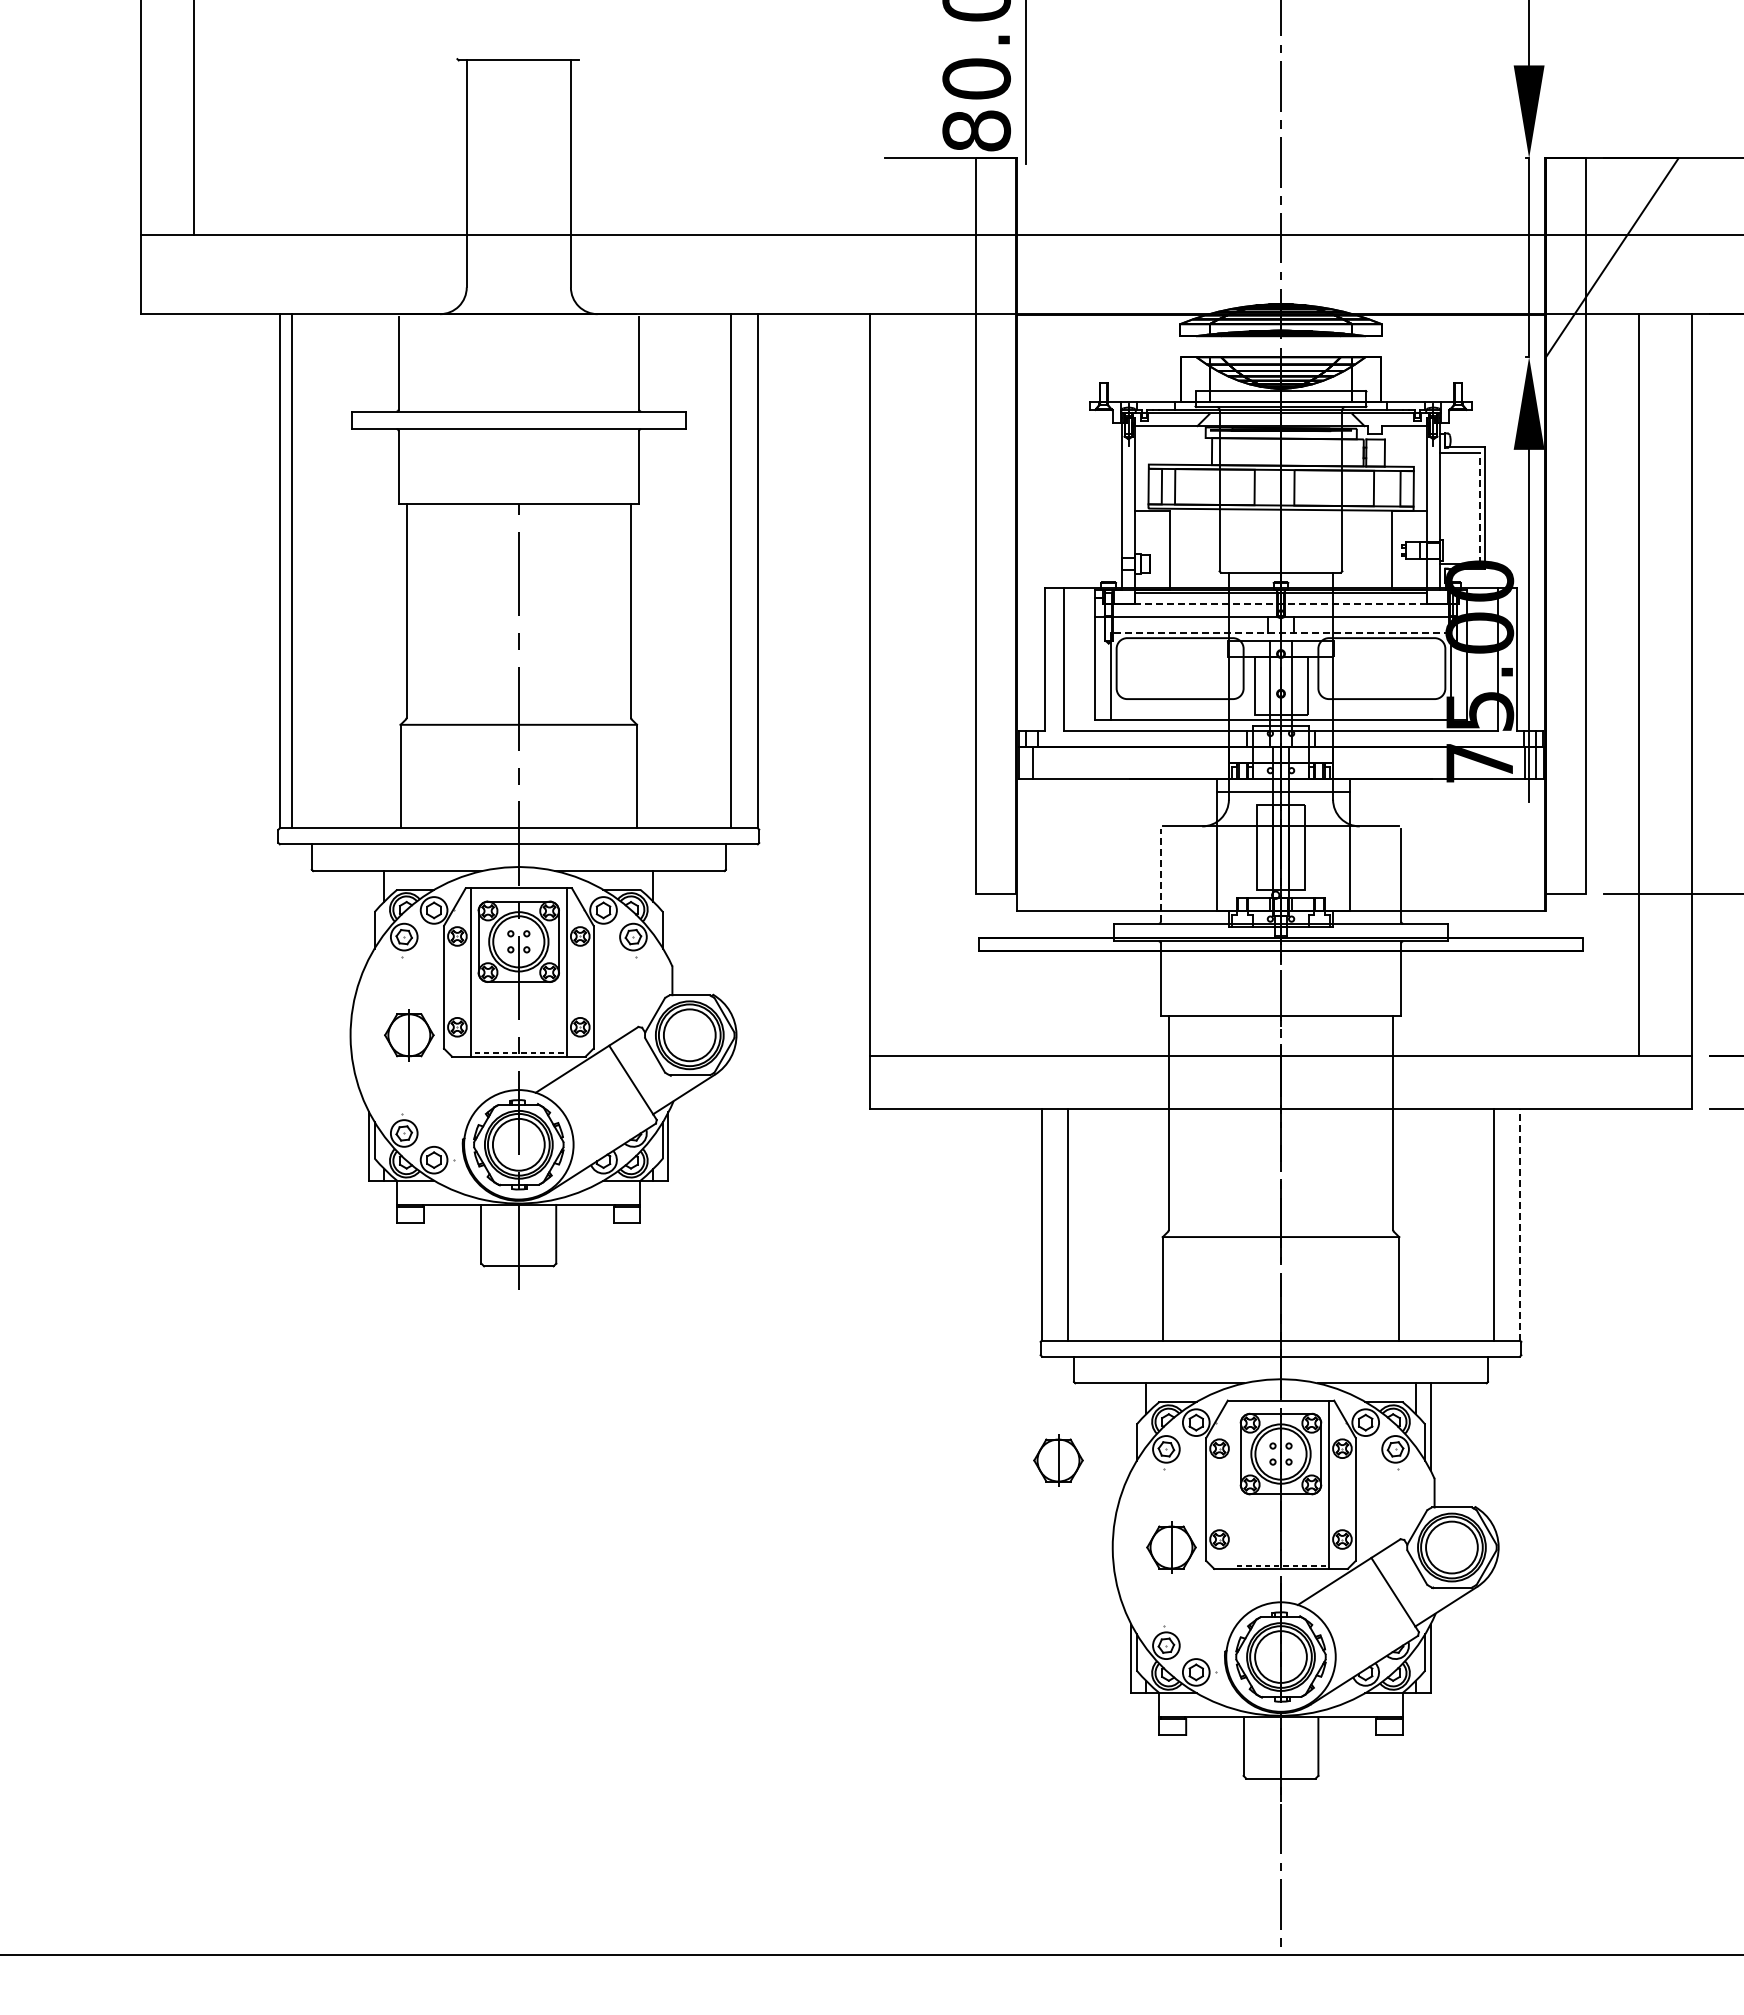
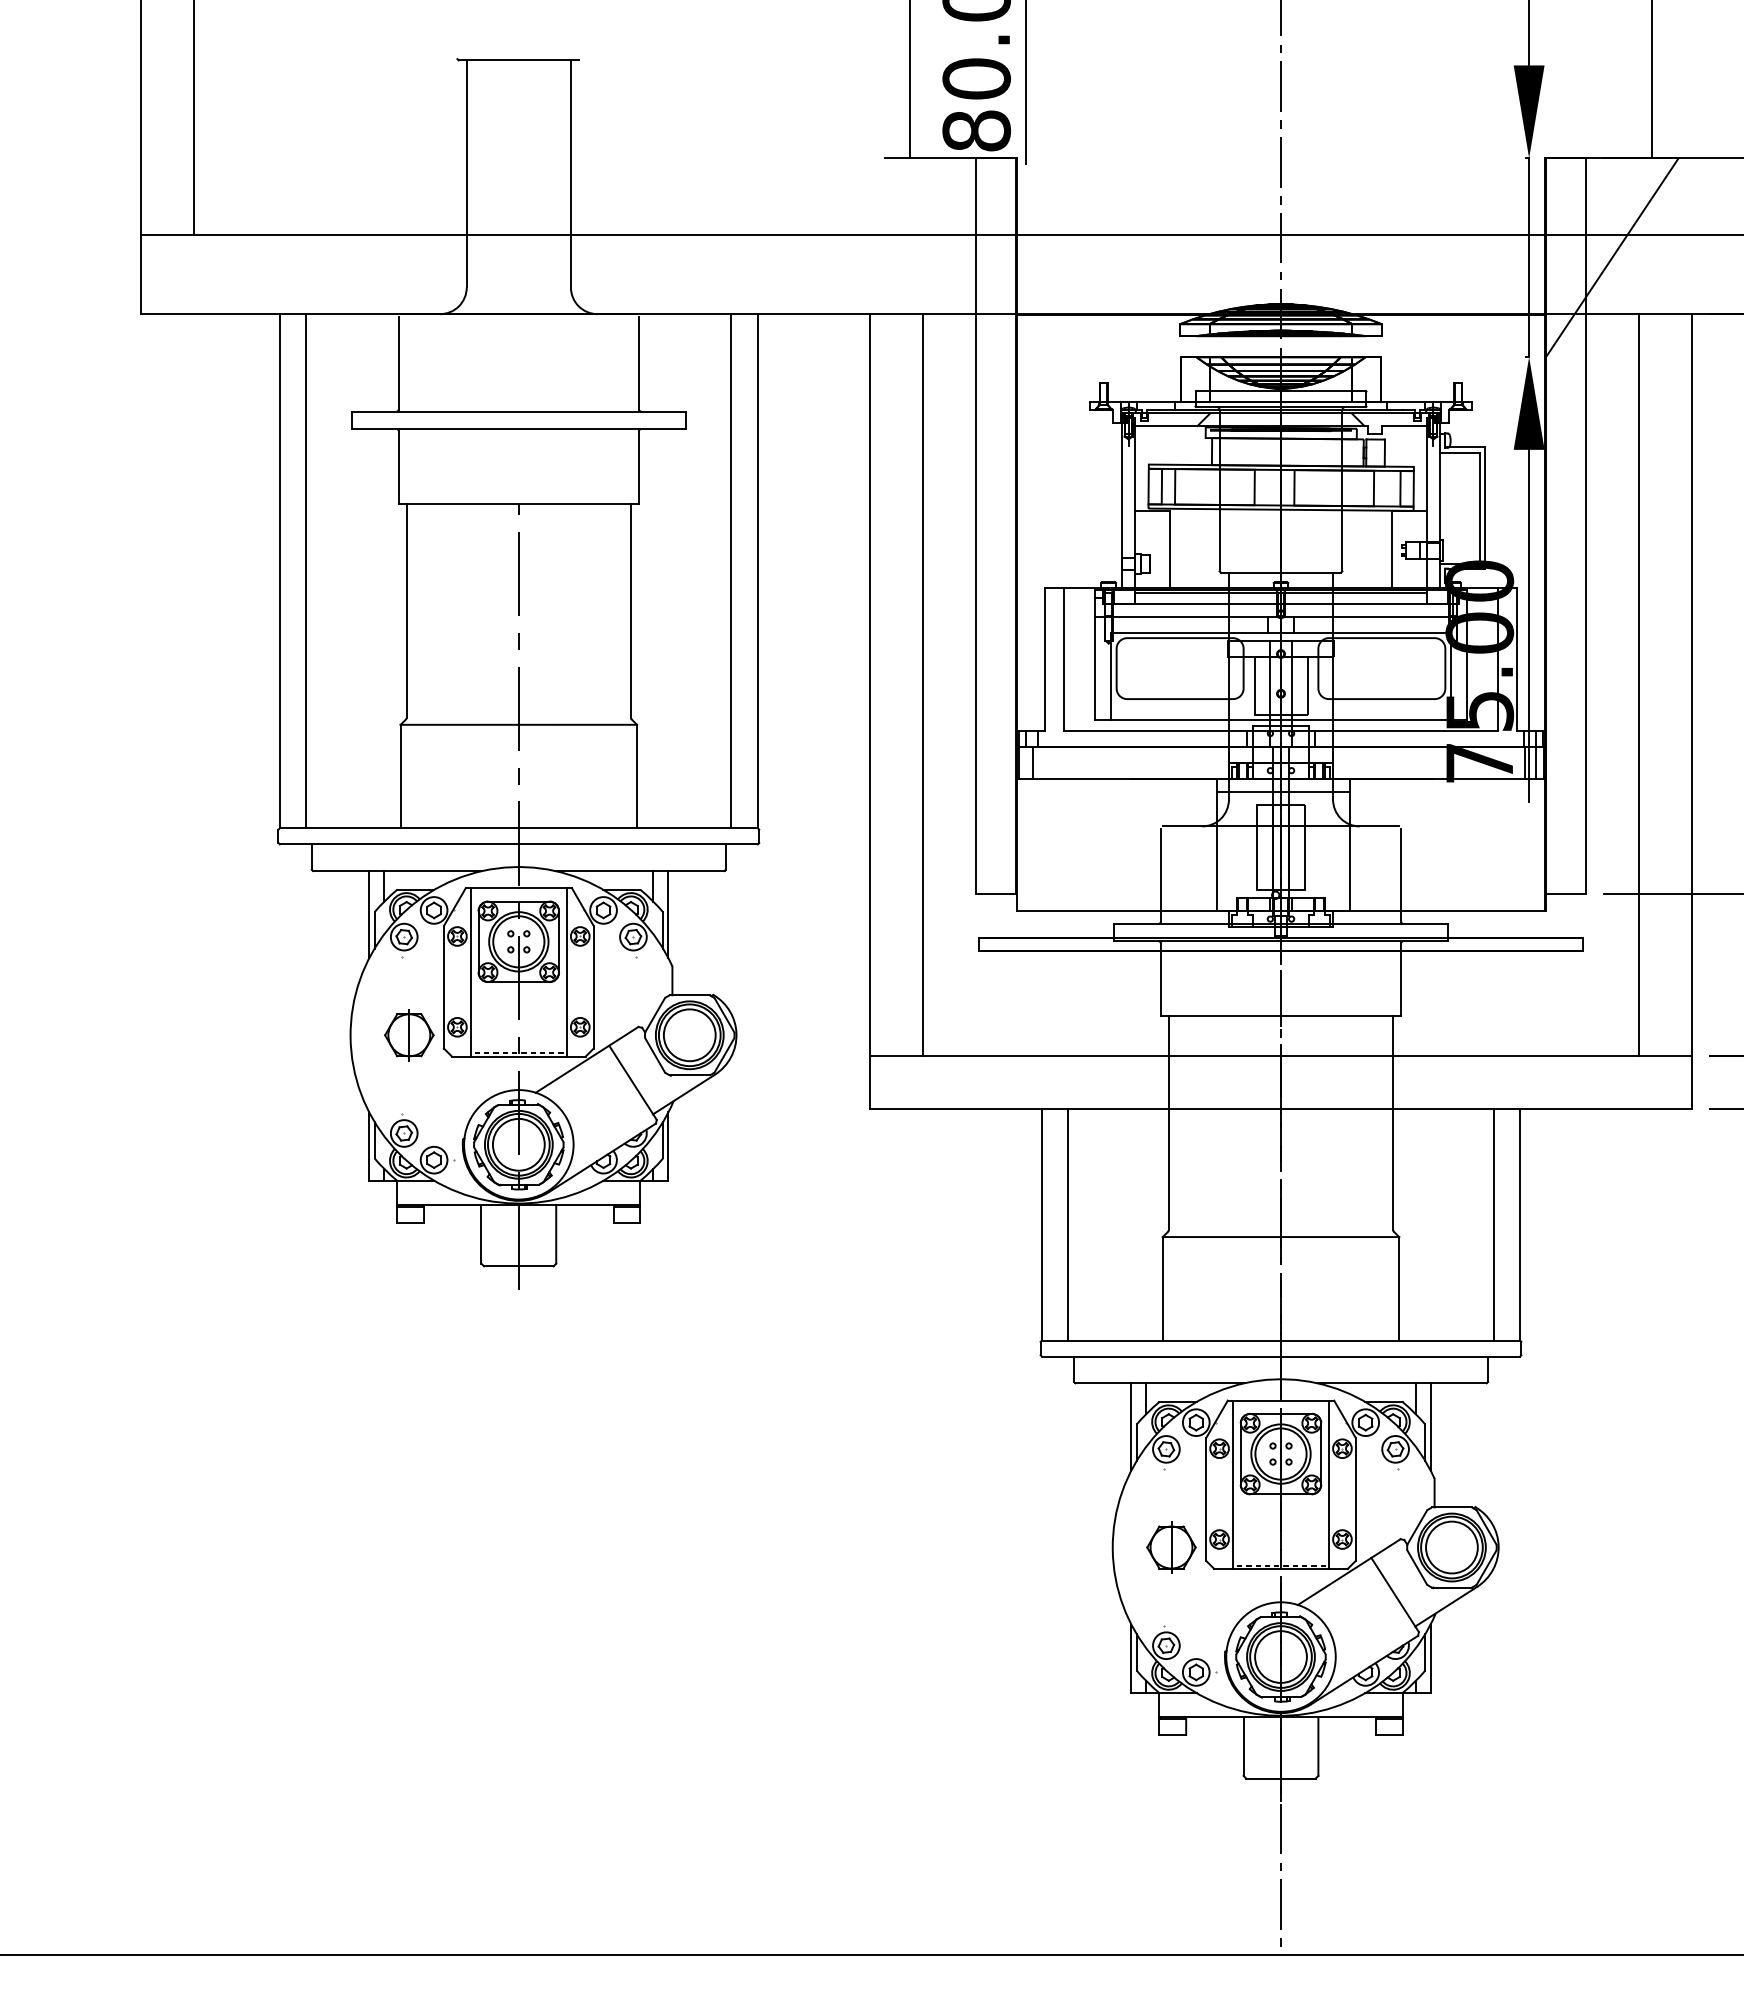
line: none -> present (909, 80)
line: none -> present (1652, 80)
line: dashed -> solid (1479, 508)
line position: (292, 571) -> (306, 571) (306, 571)
line: dashed -> solid (1281, 603)
line: dashed -> solid (1281, 632)
line: none -> present (923, 685)
line: dashed -> solid (1160, 874)
line: none -> present (369, 914)
line: none -> present (668, 914)
line: dashed -> solid (1520, 1225)
line: none -> present (1131, 1426)
part: present -> none (1058, 1460)
line: none -> present (1232, 1484)
